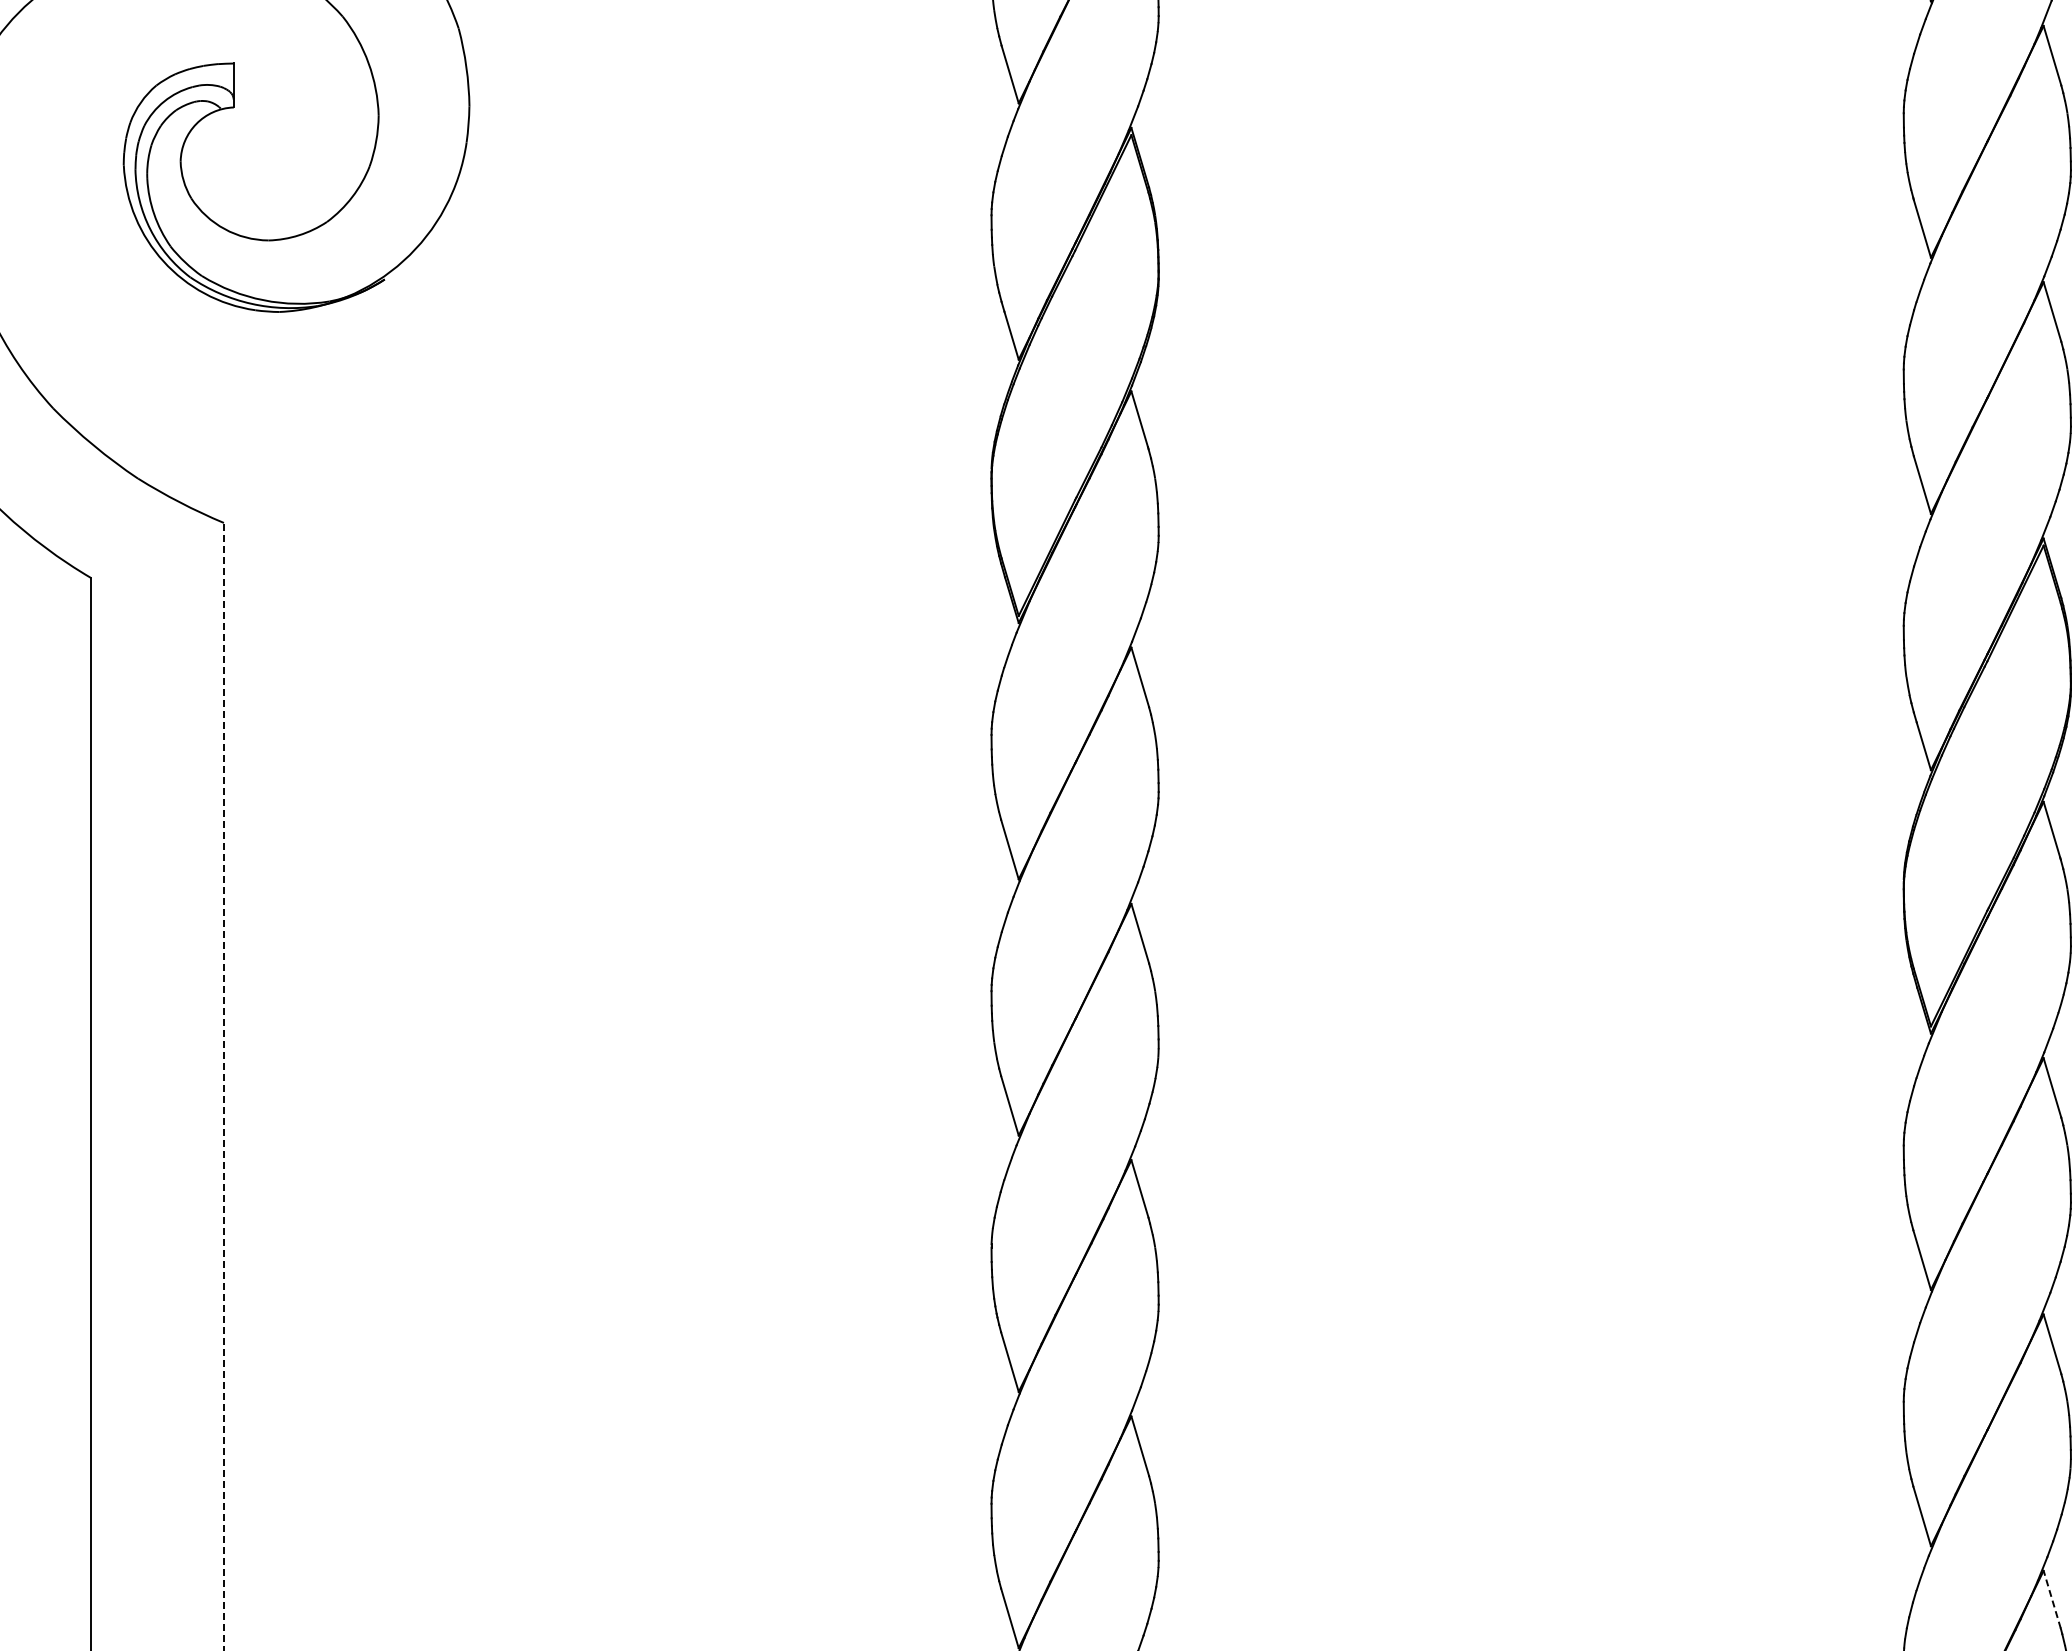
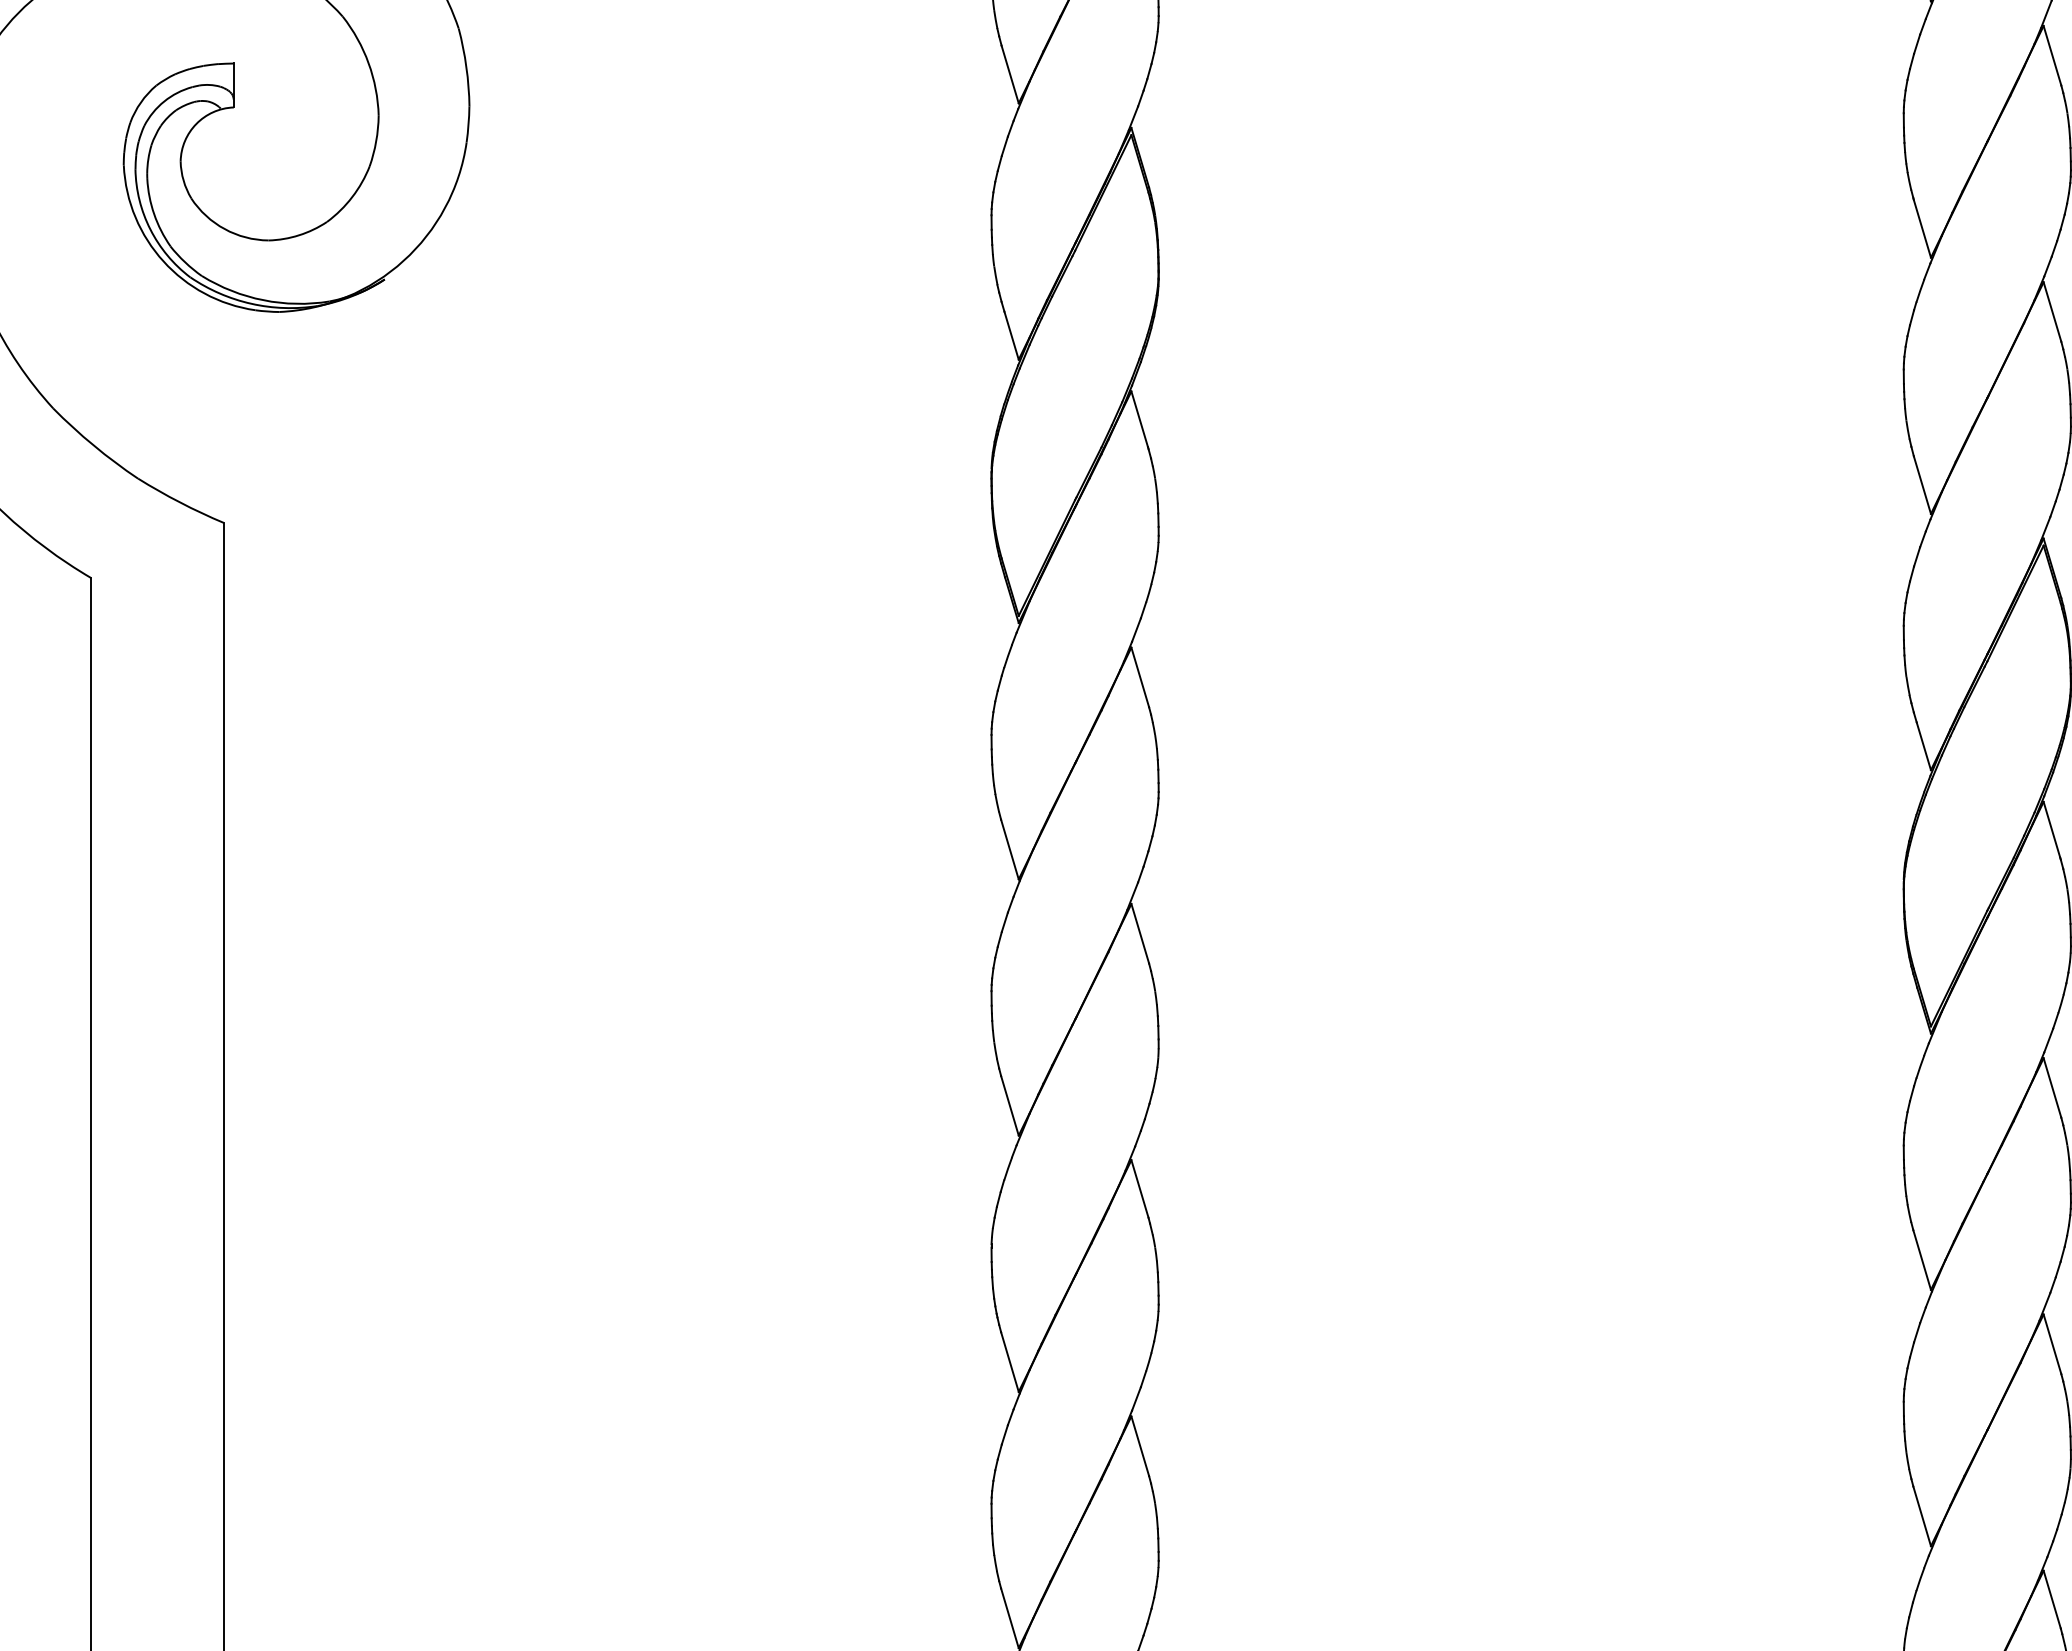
line: dashed -> solid (223, 1086)
line: dashed -> solid (2052, 1599)
